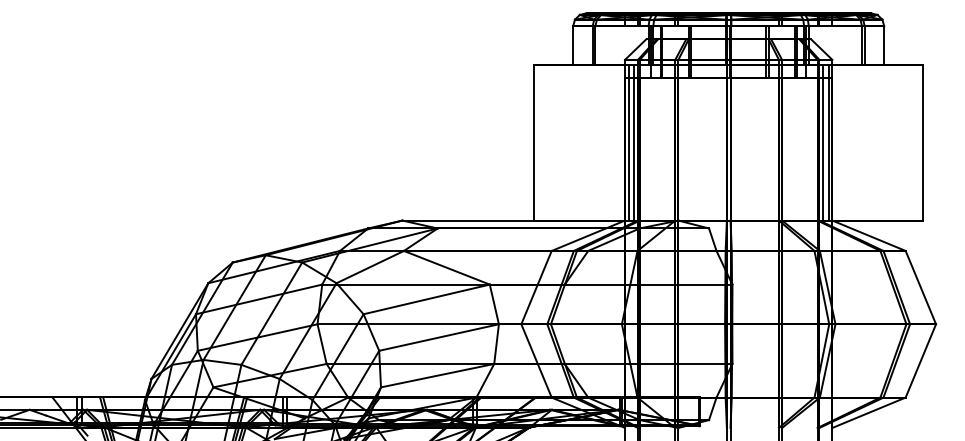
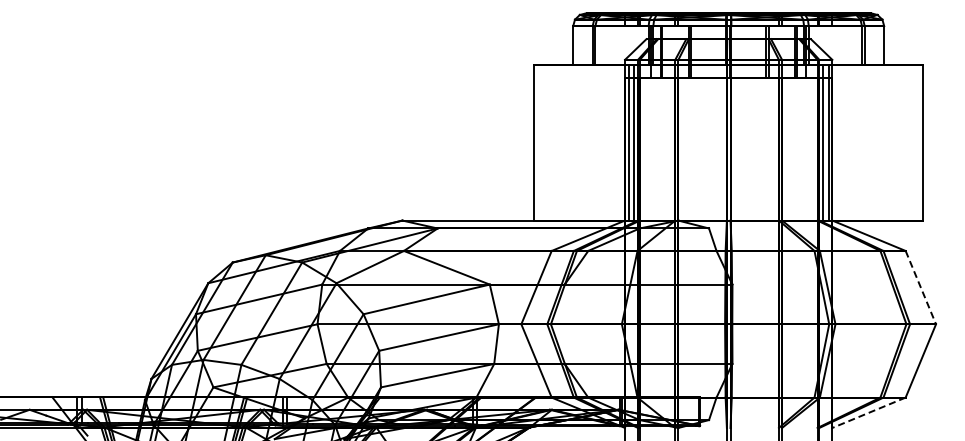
line: solid -> dashed (920, 287)
line: solid -> dashed (869, 412)
